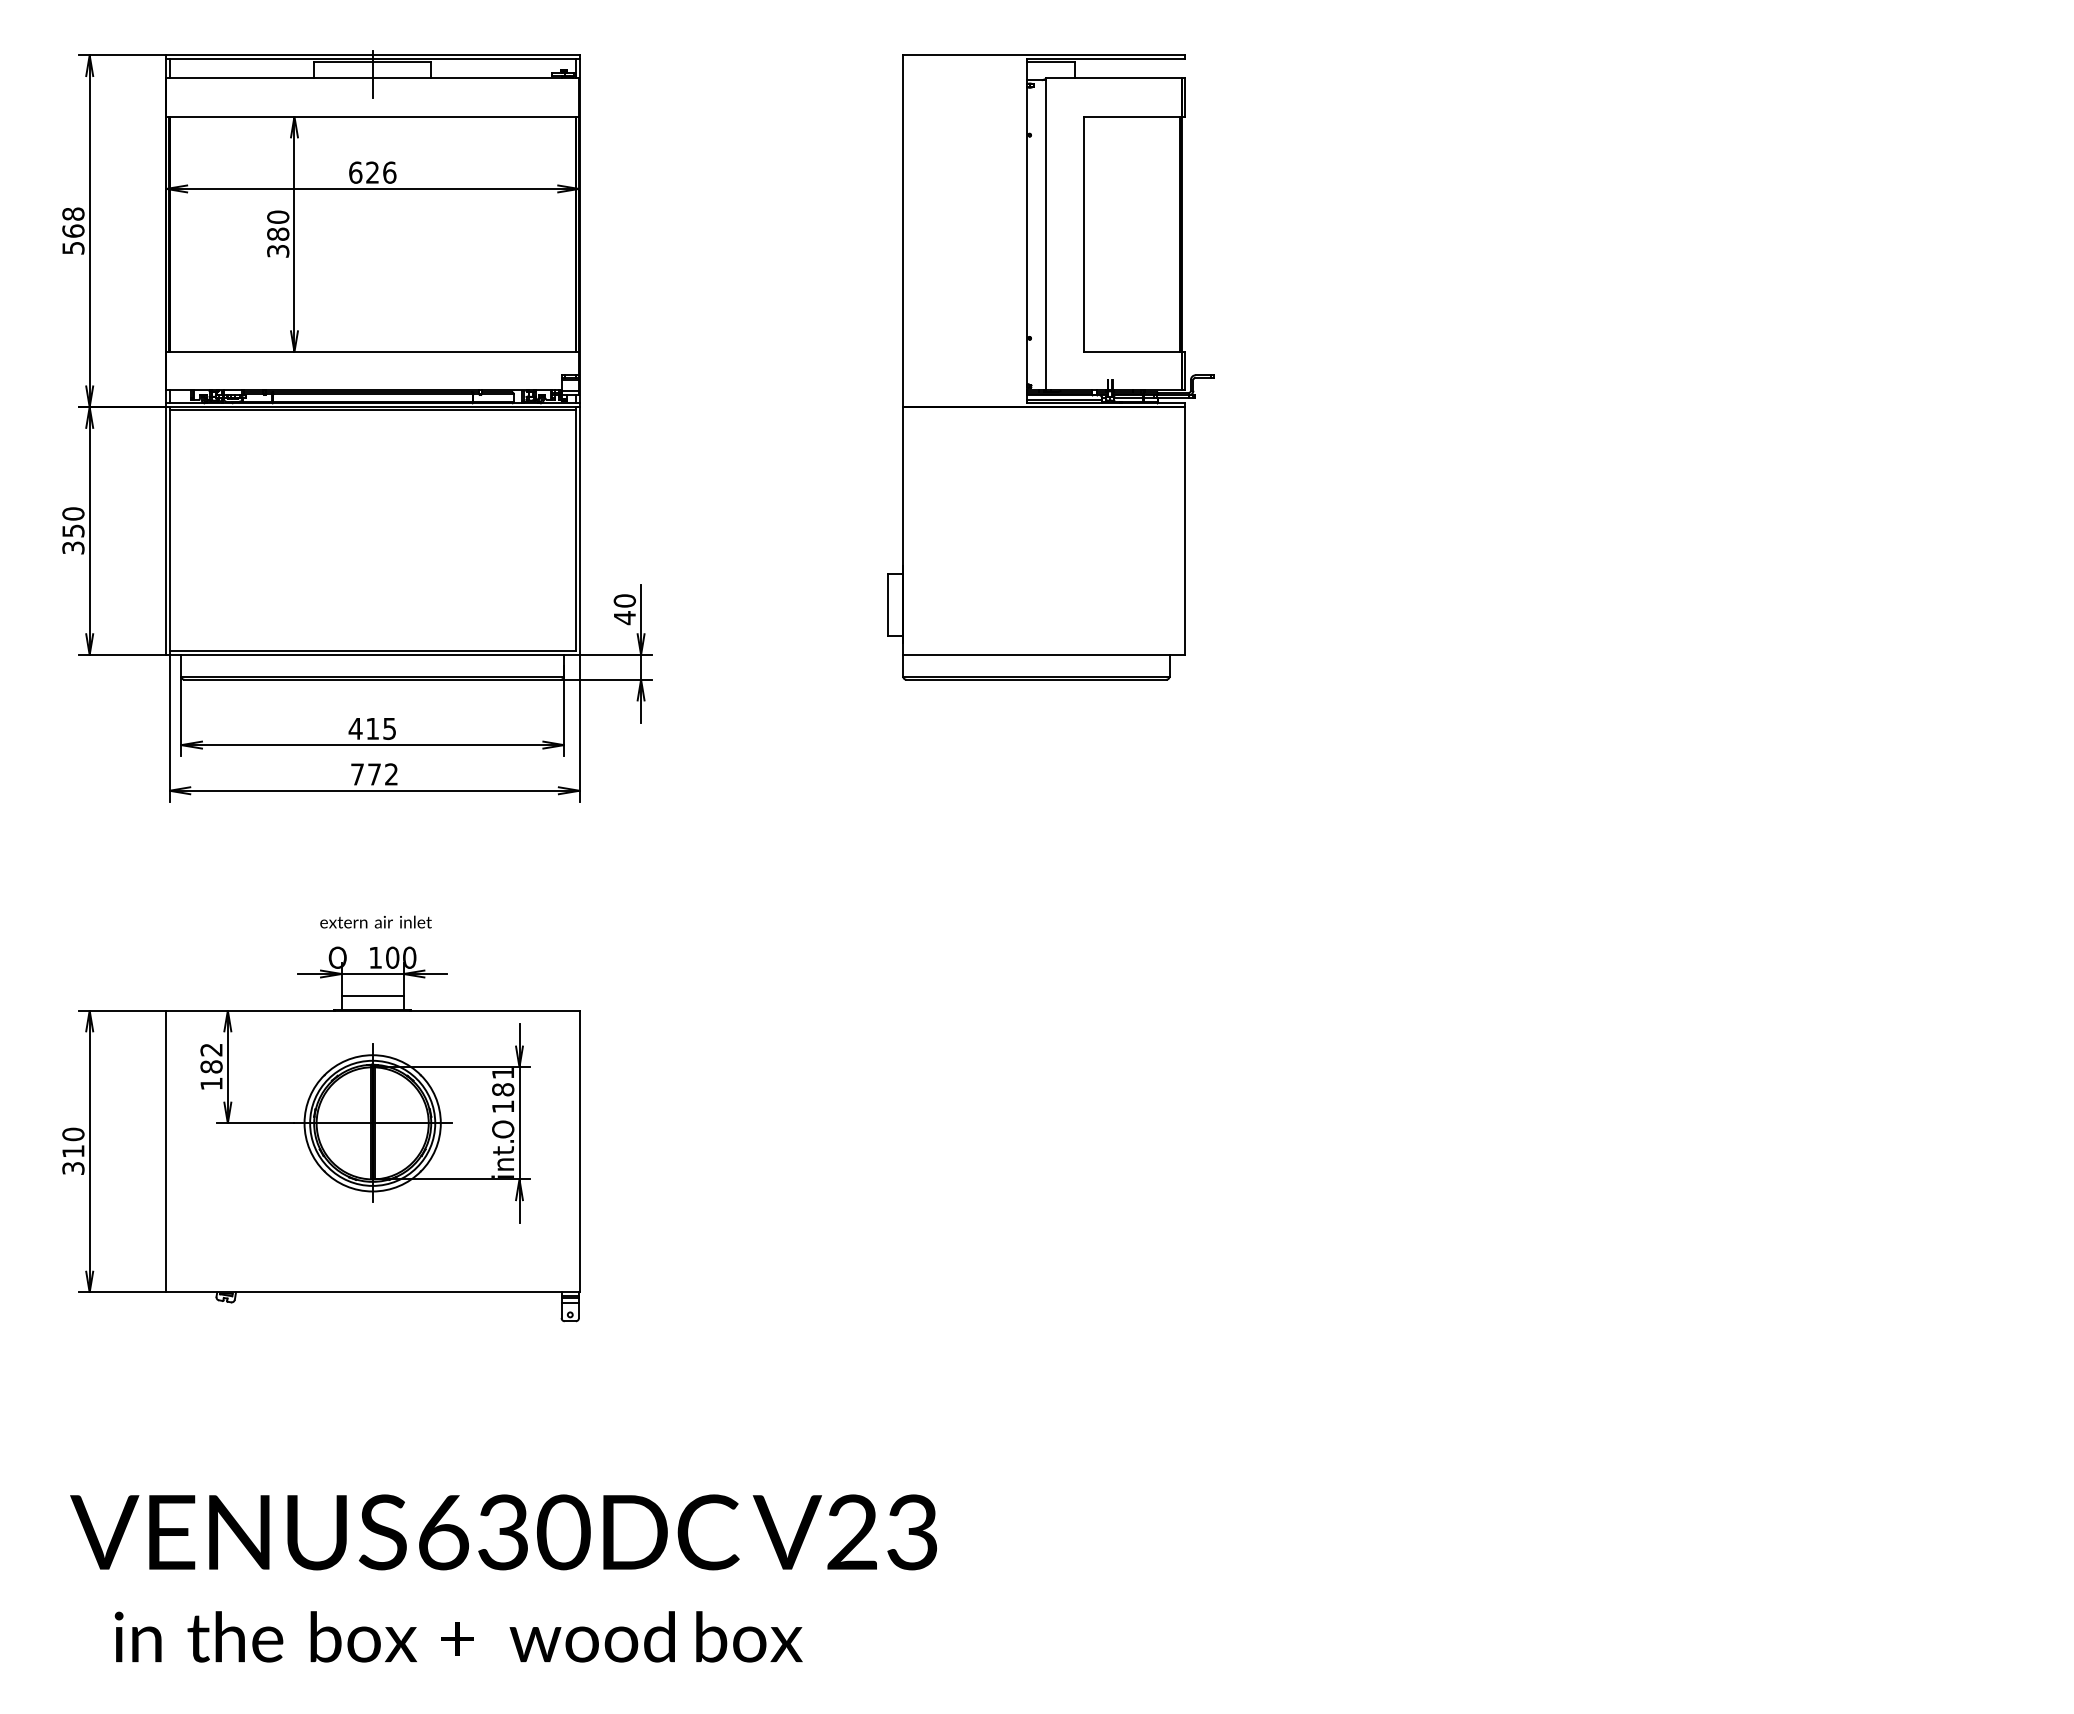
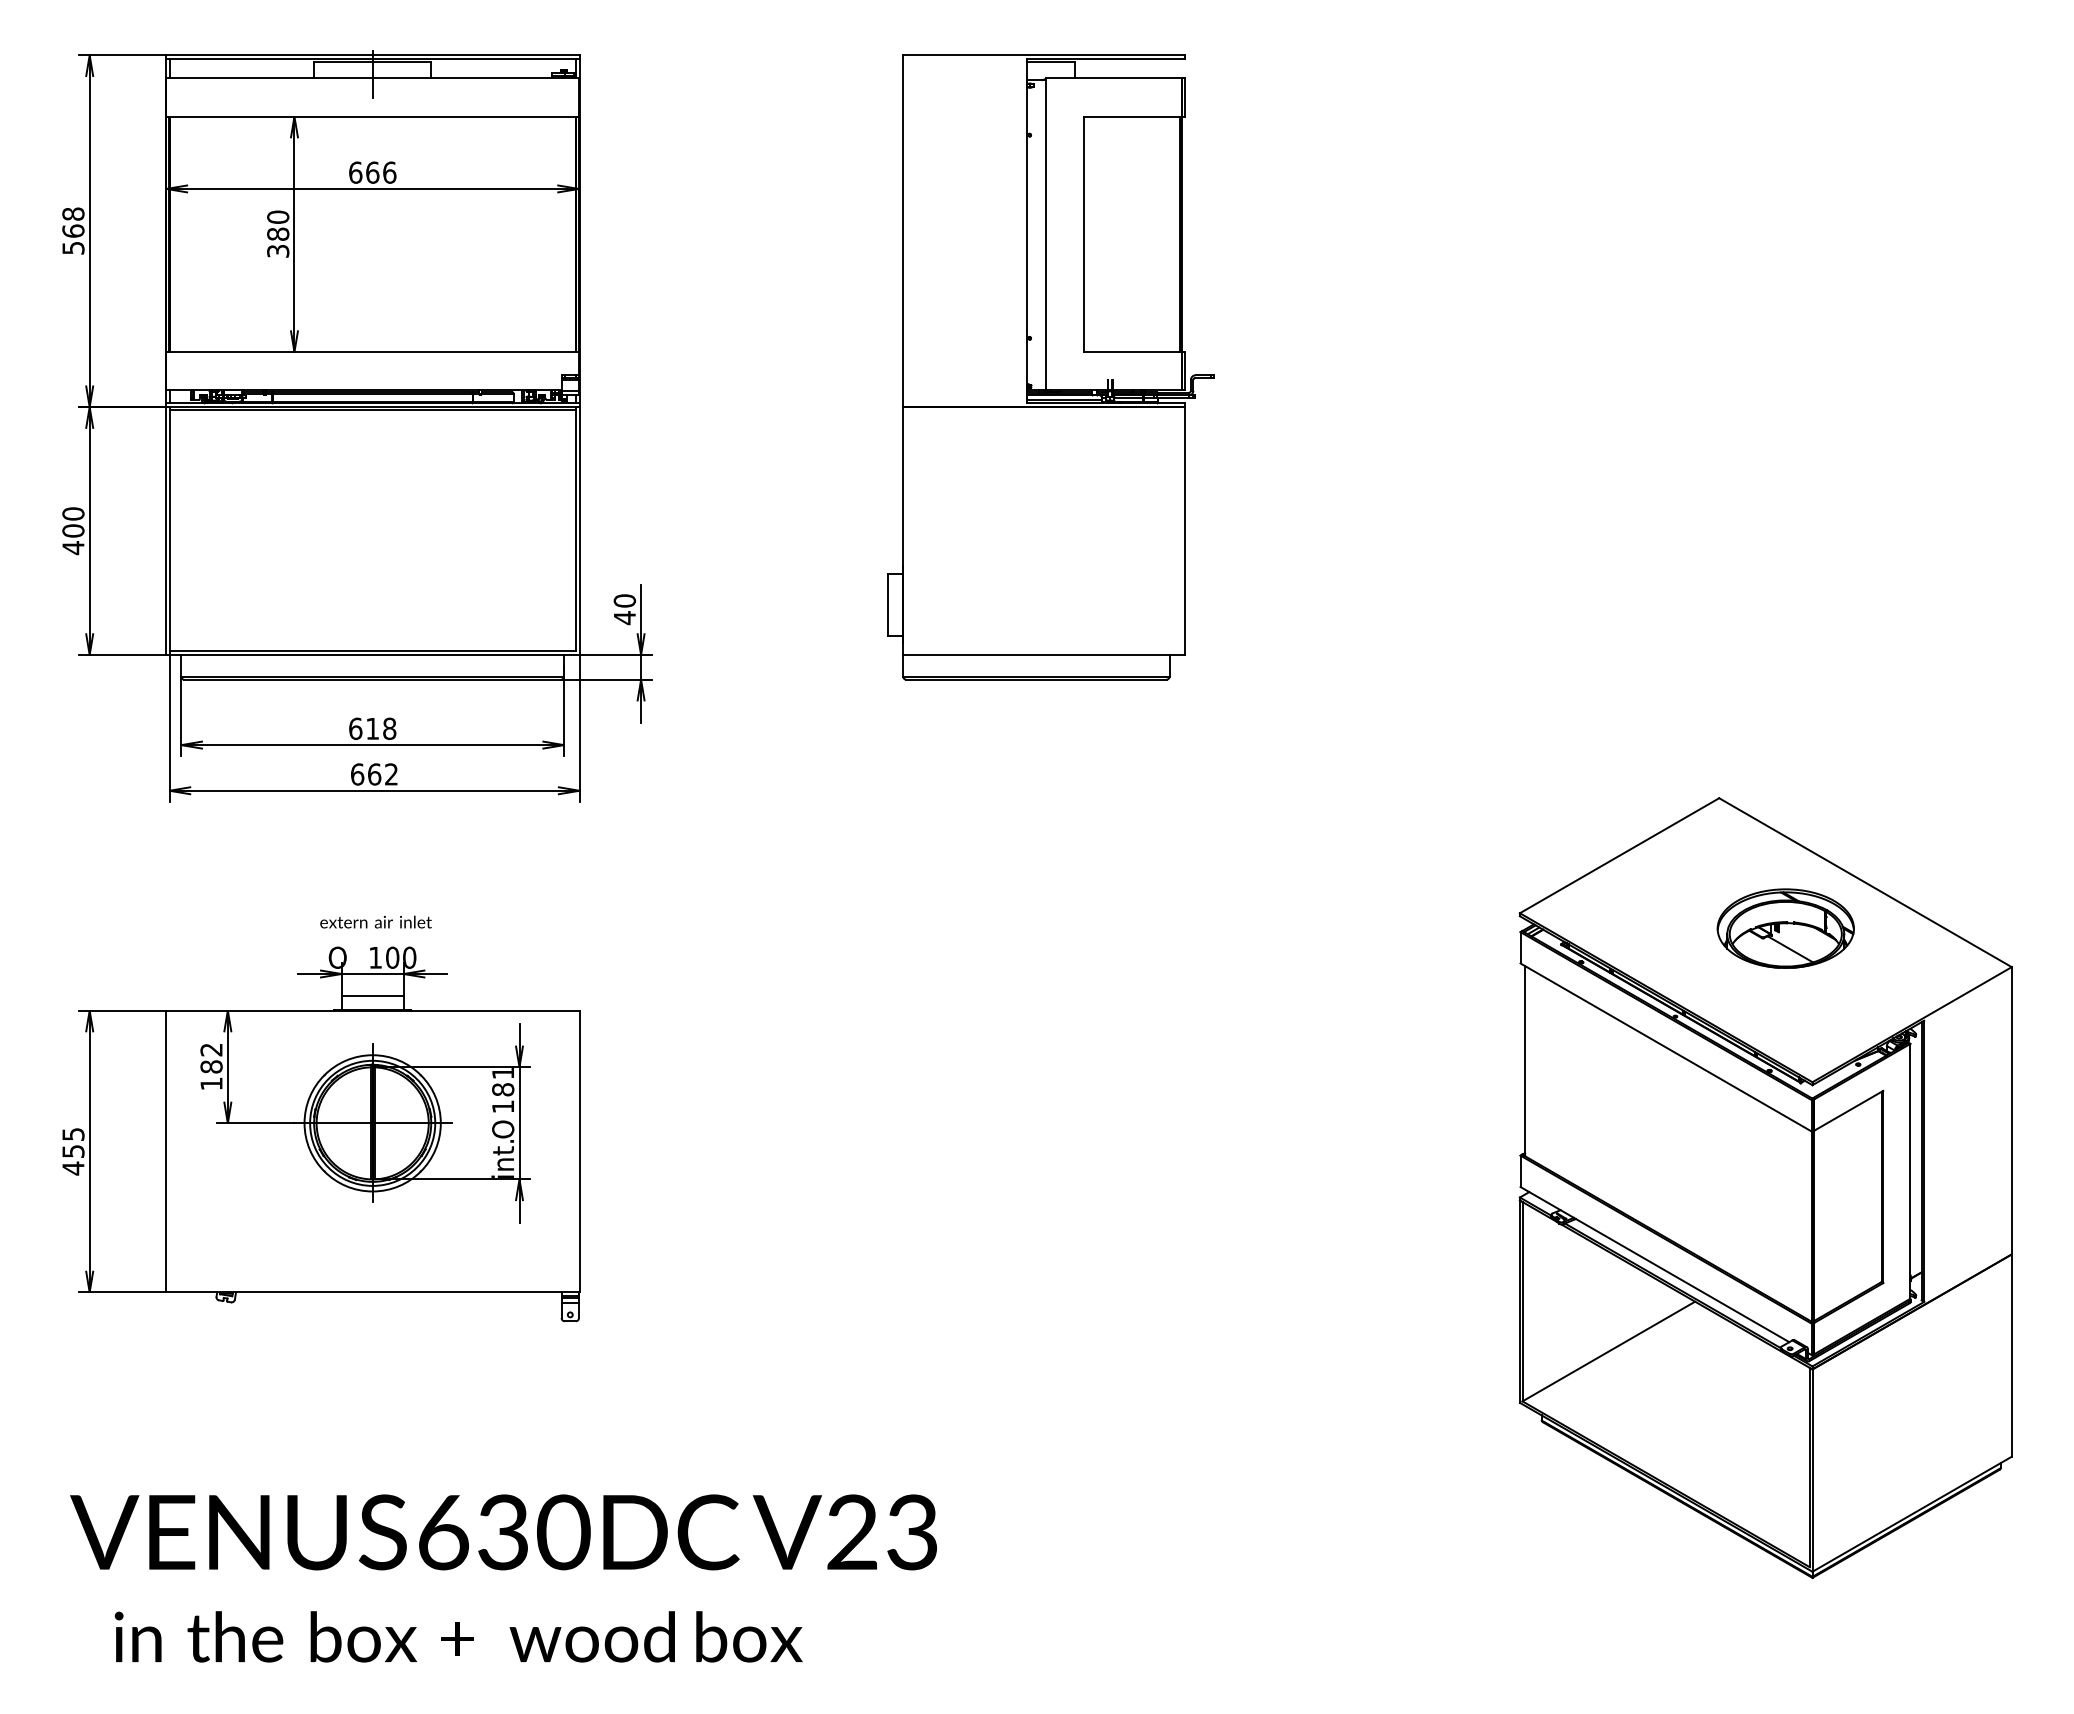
text: 626 -> 666 (372, 172)
text: 350 -> 400 (73, 539)
text: 415 -> 618 (372, 728)
text: 772 -> 662 (366, 774)
text: 310 -> 455 (73, 1151)
part: none -> present (1765, 1187)
